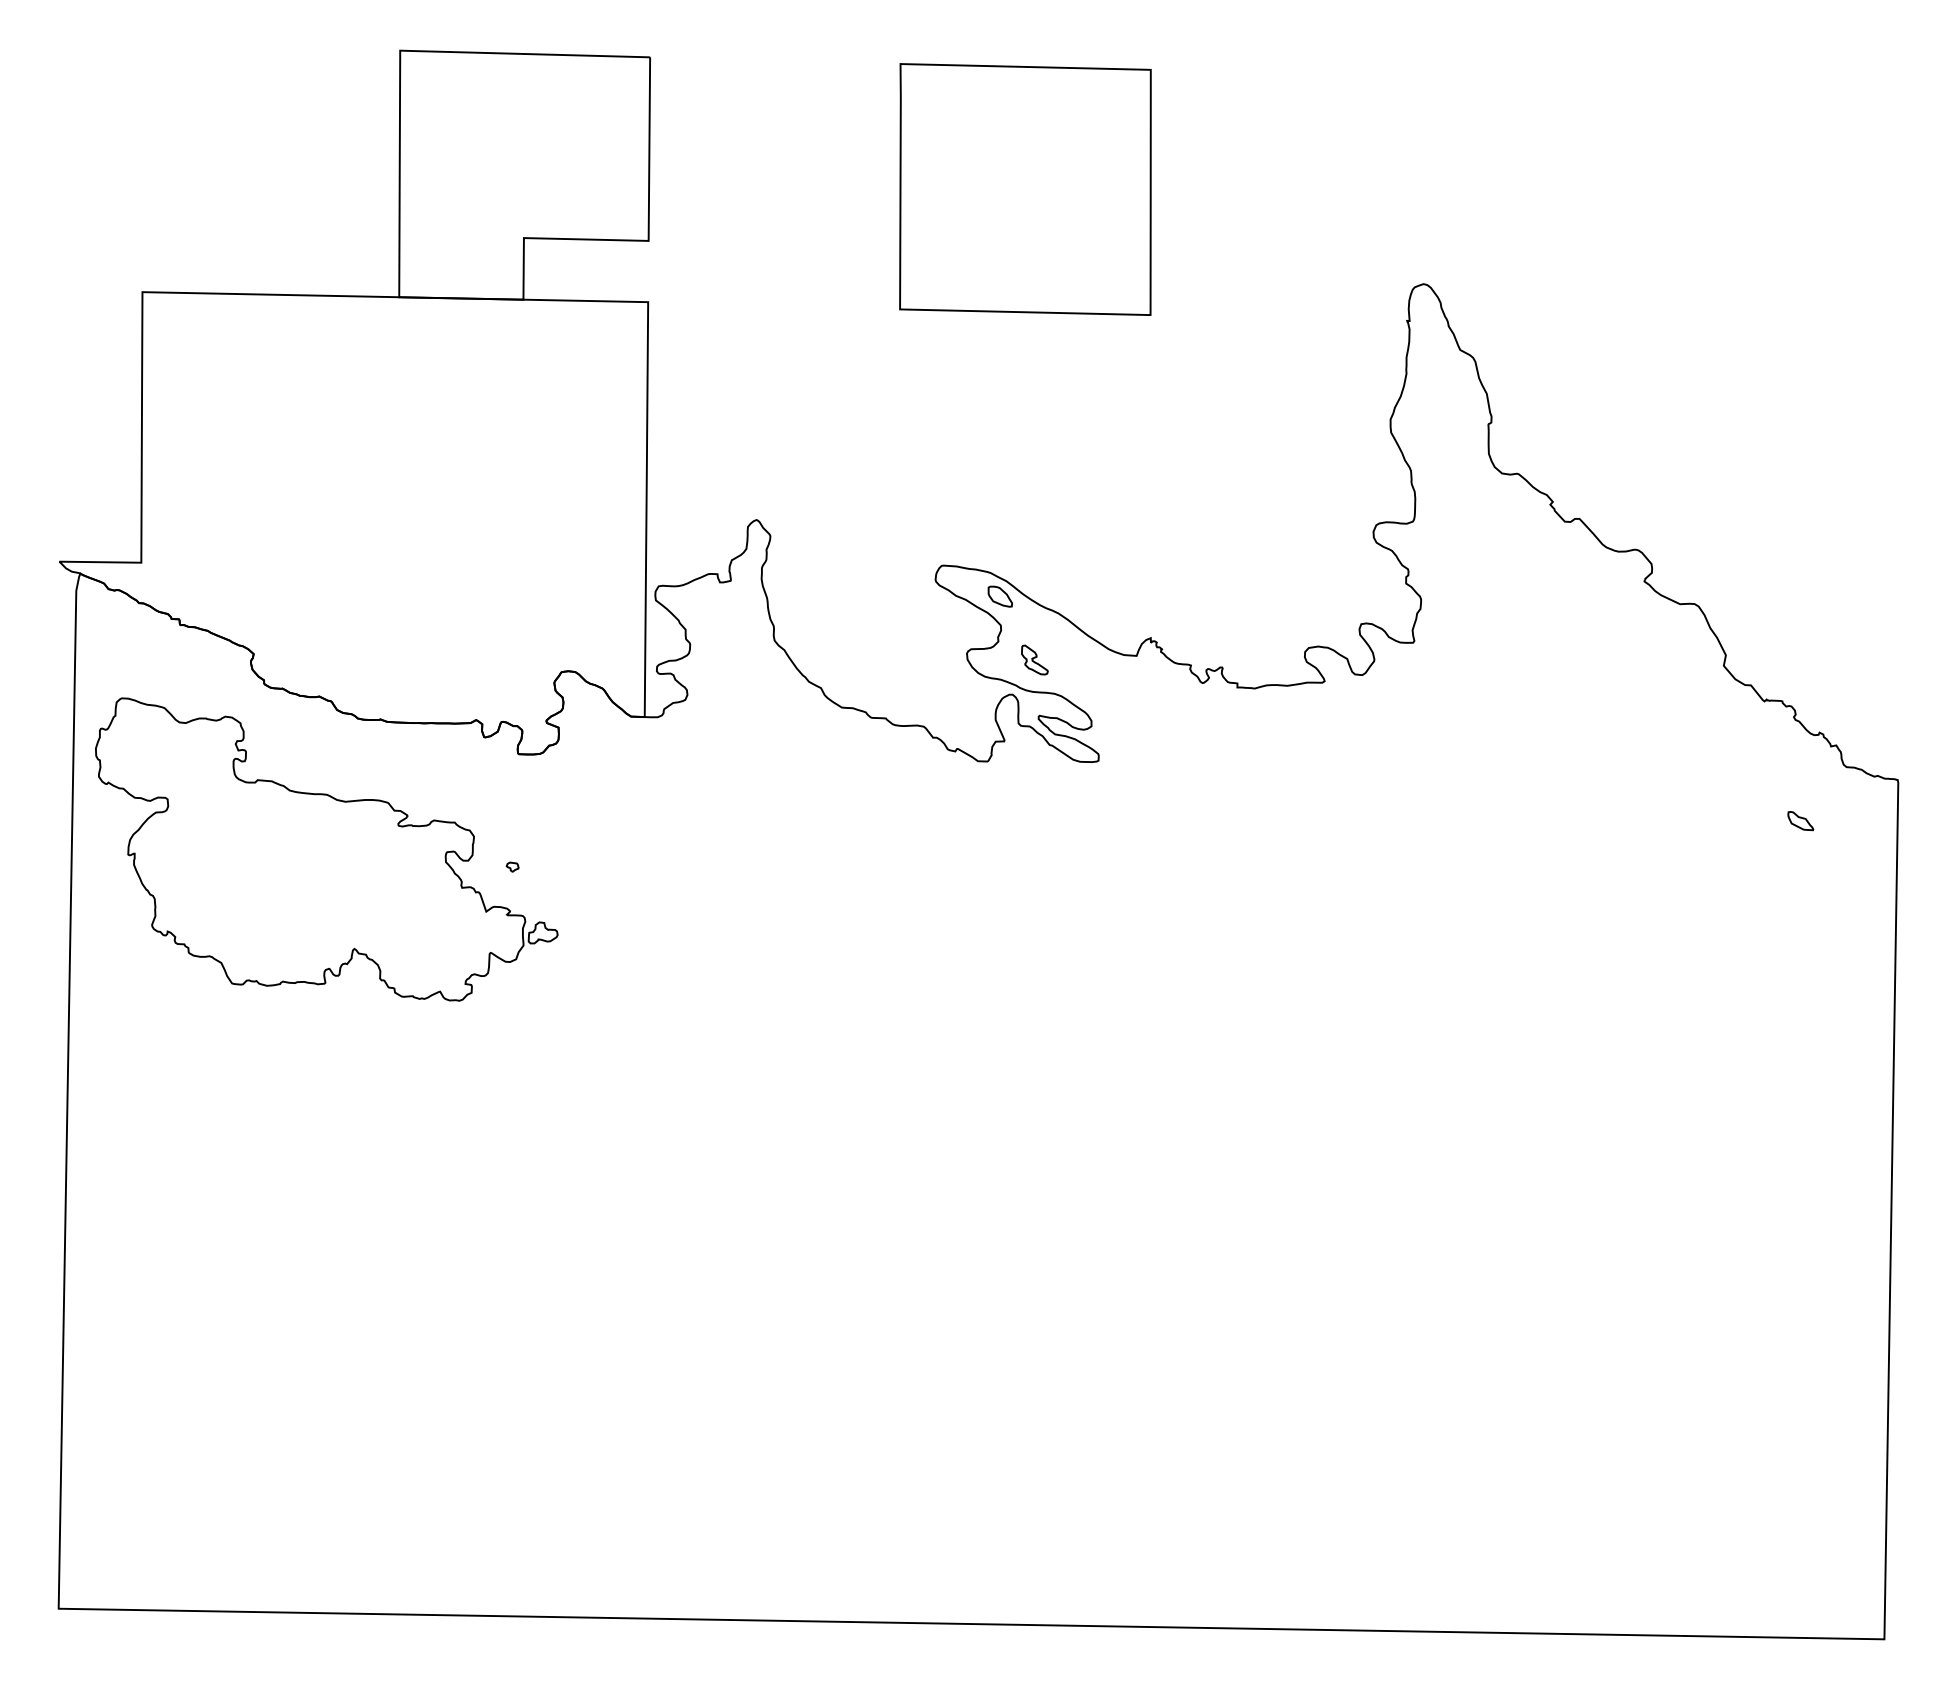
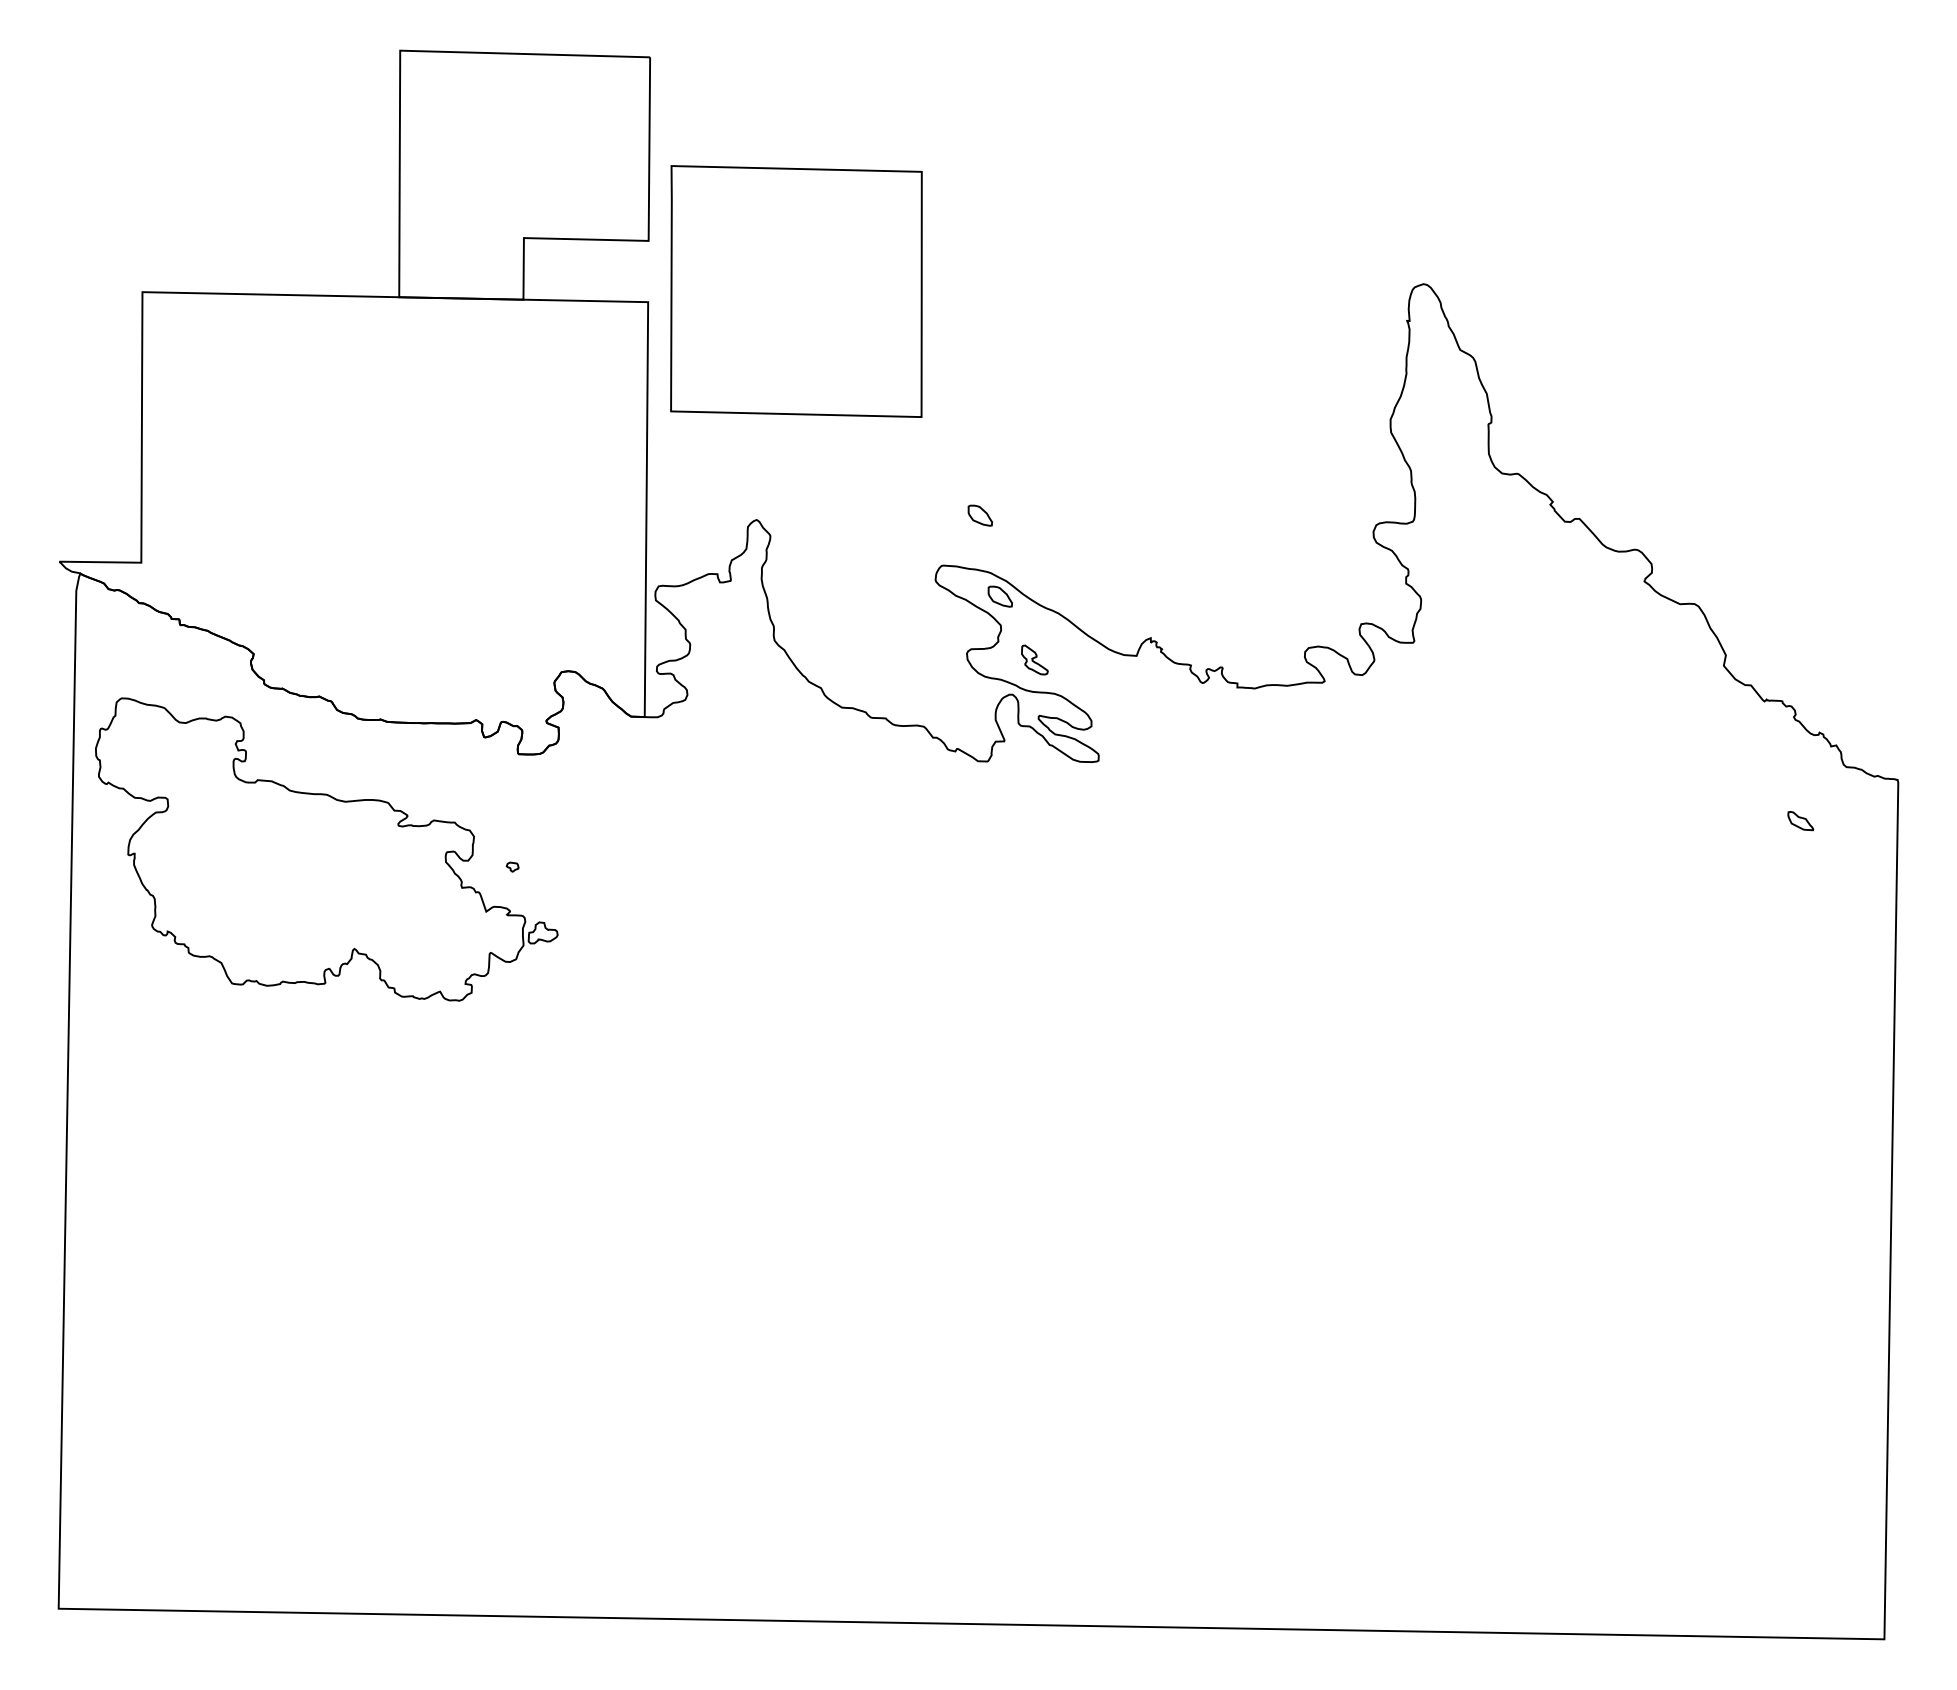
part position: (1025, 189) -> (796, 291) (796, 291)
part: none -> present (979, 515)
